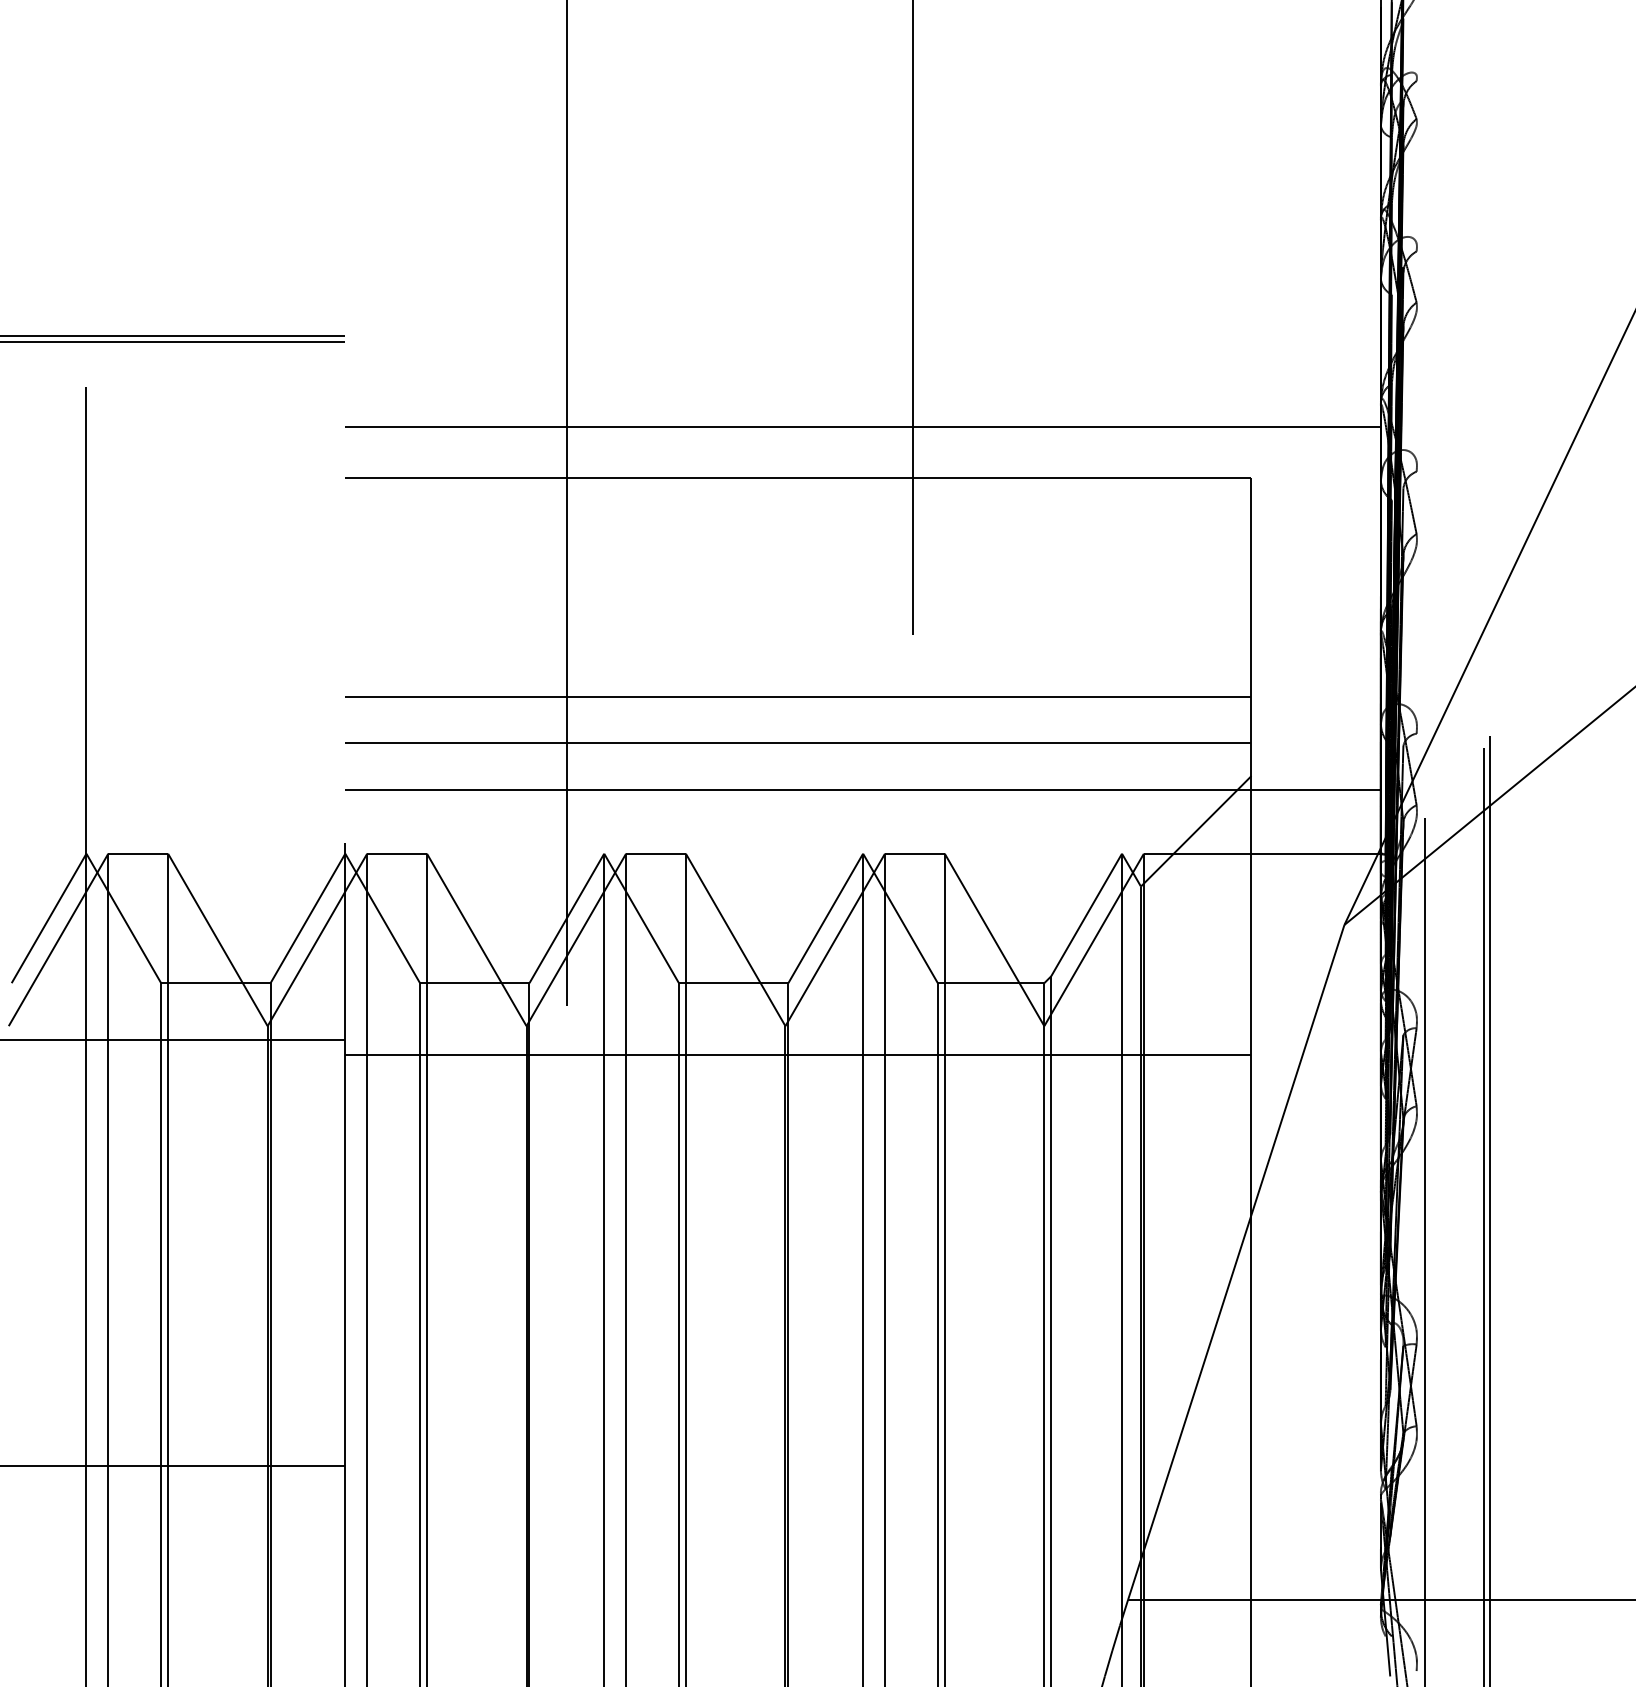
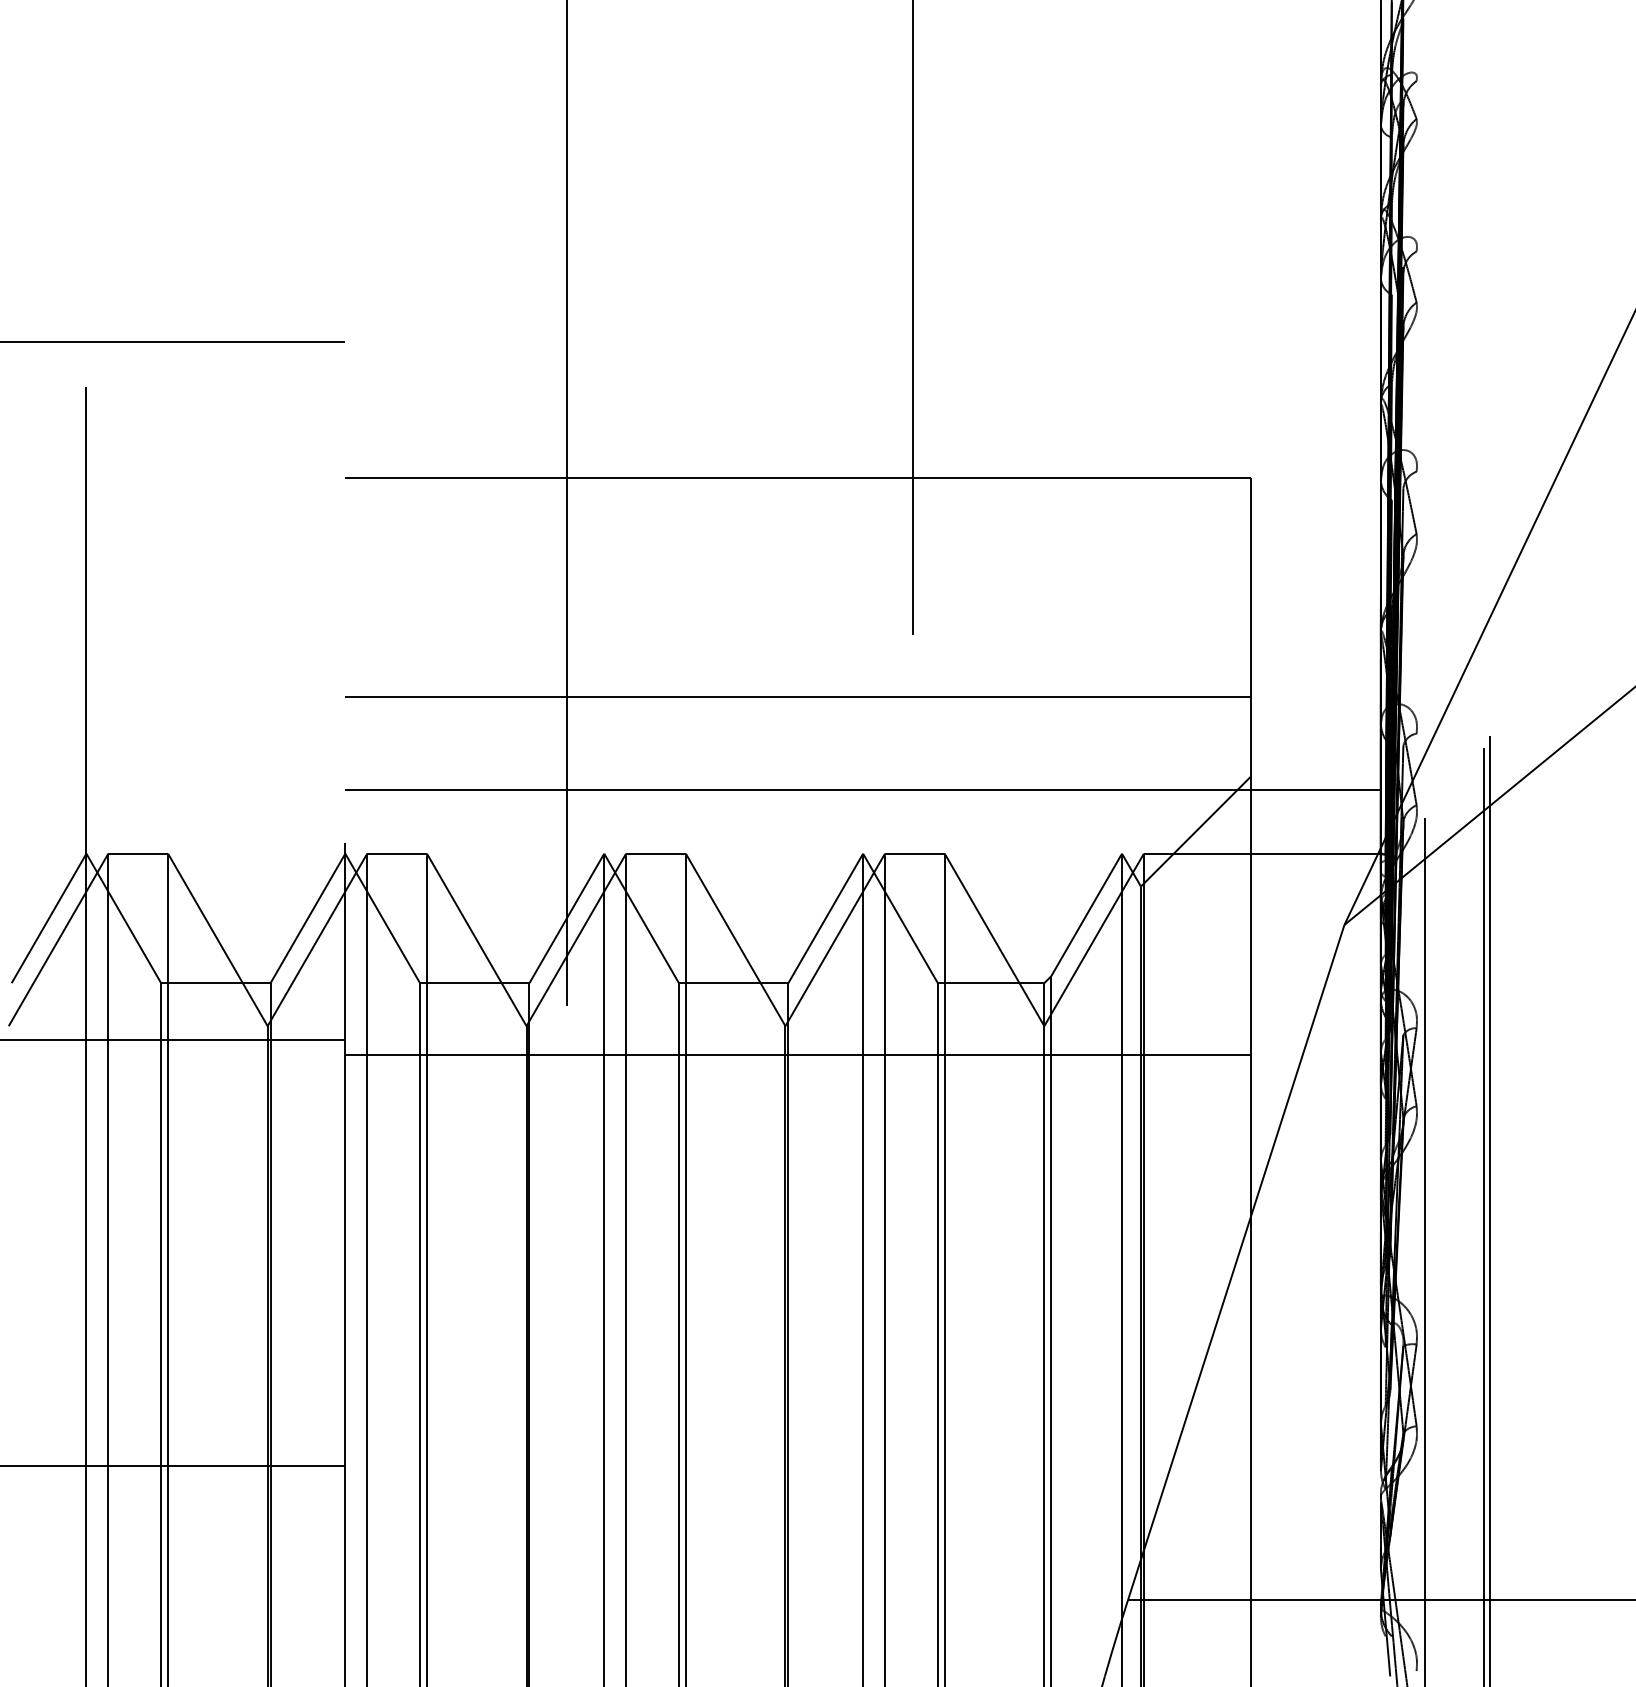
line: present -> none (173, 335)
line: present -> none (862, 426)
line: present -> none (798, 743)
